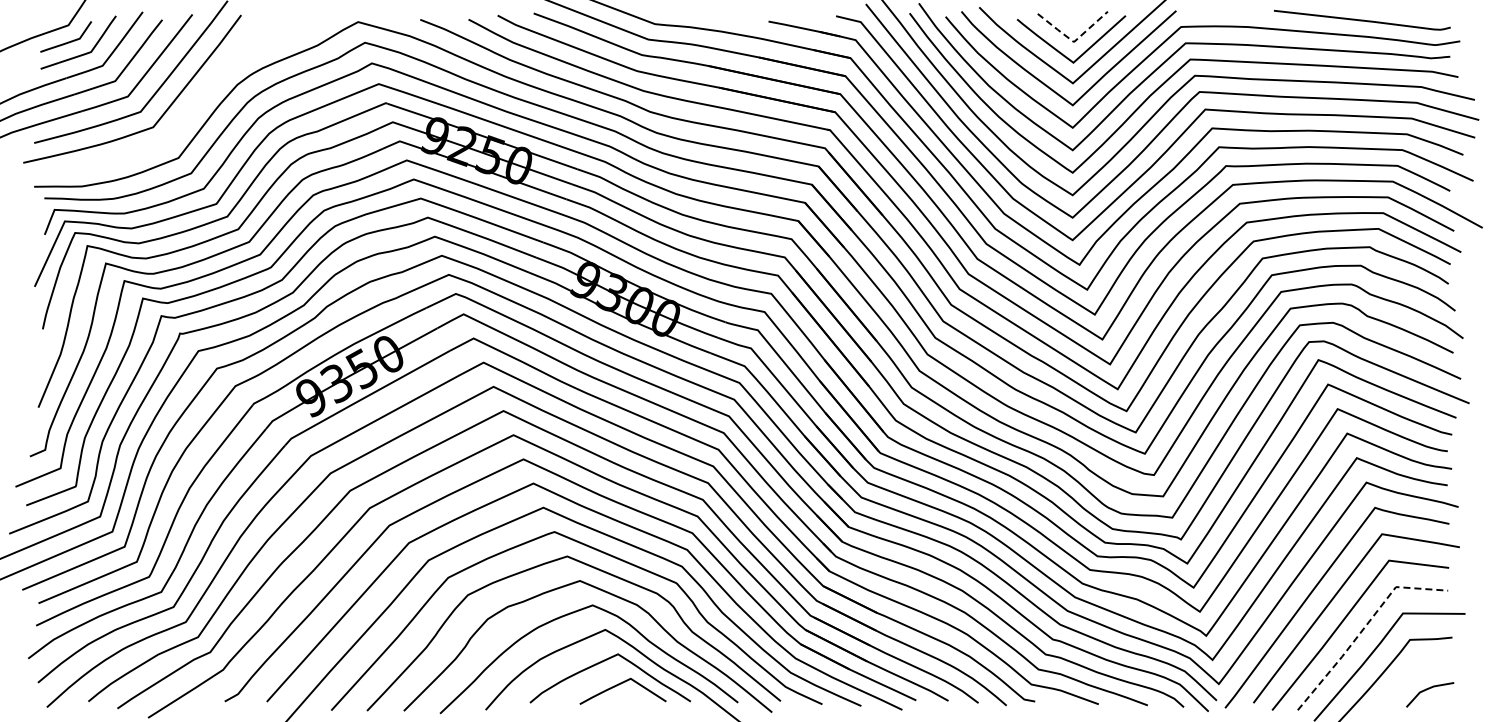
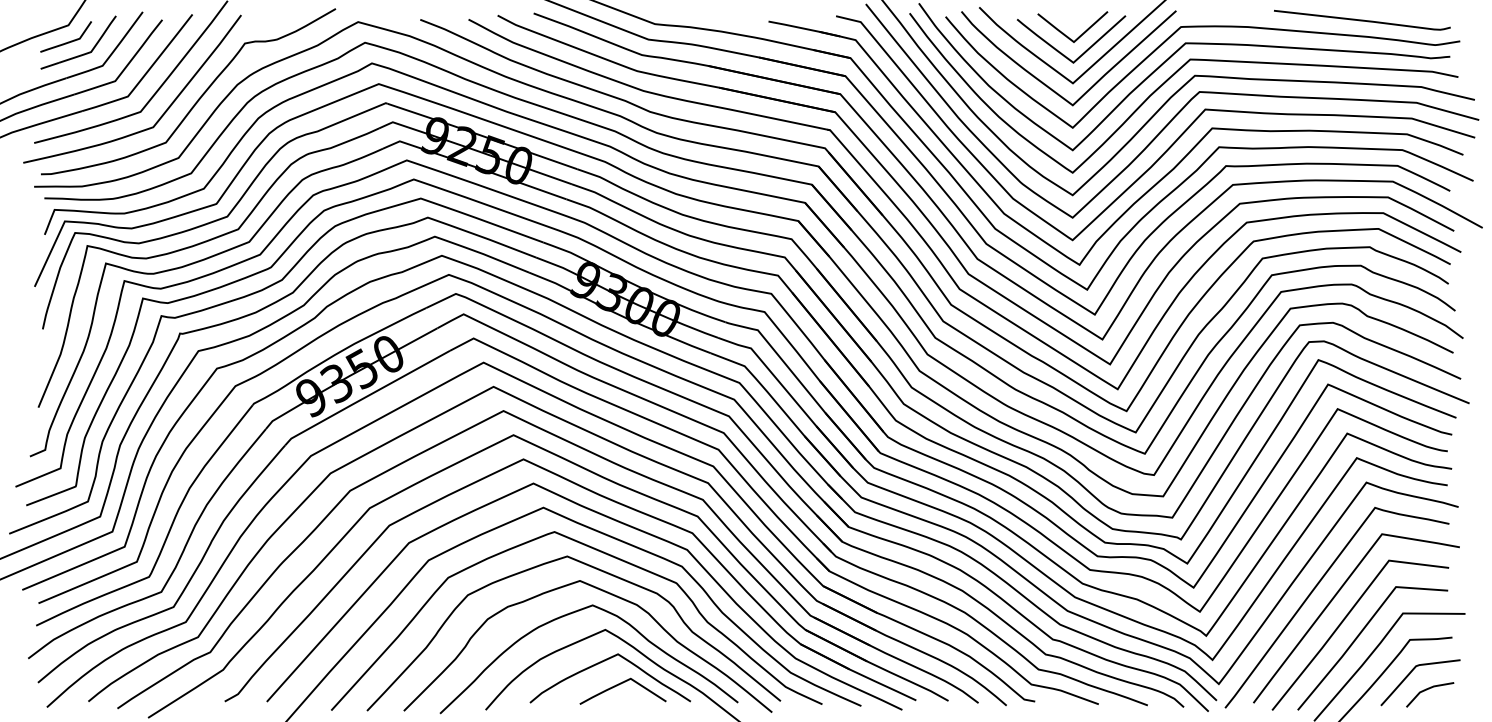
line: dashed -> solid (1073, 42)
curve: none -> present (197, 99)
line: dashed -> solid (1363, 628)
line: none -> present (1410, 674)
